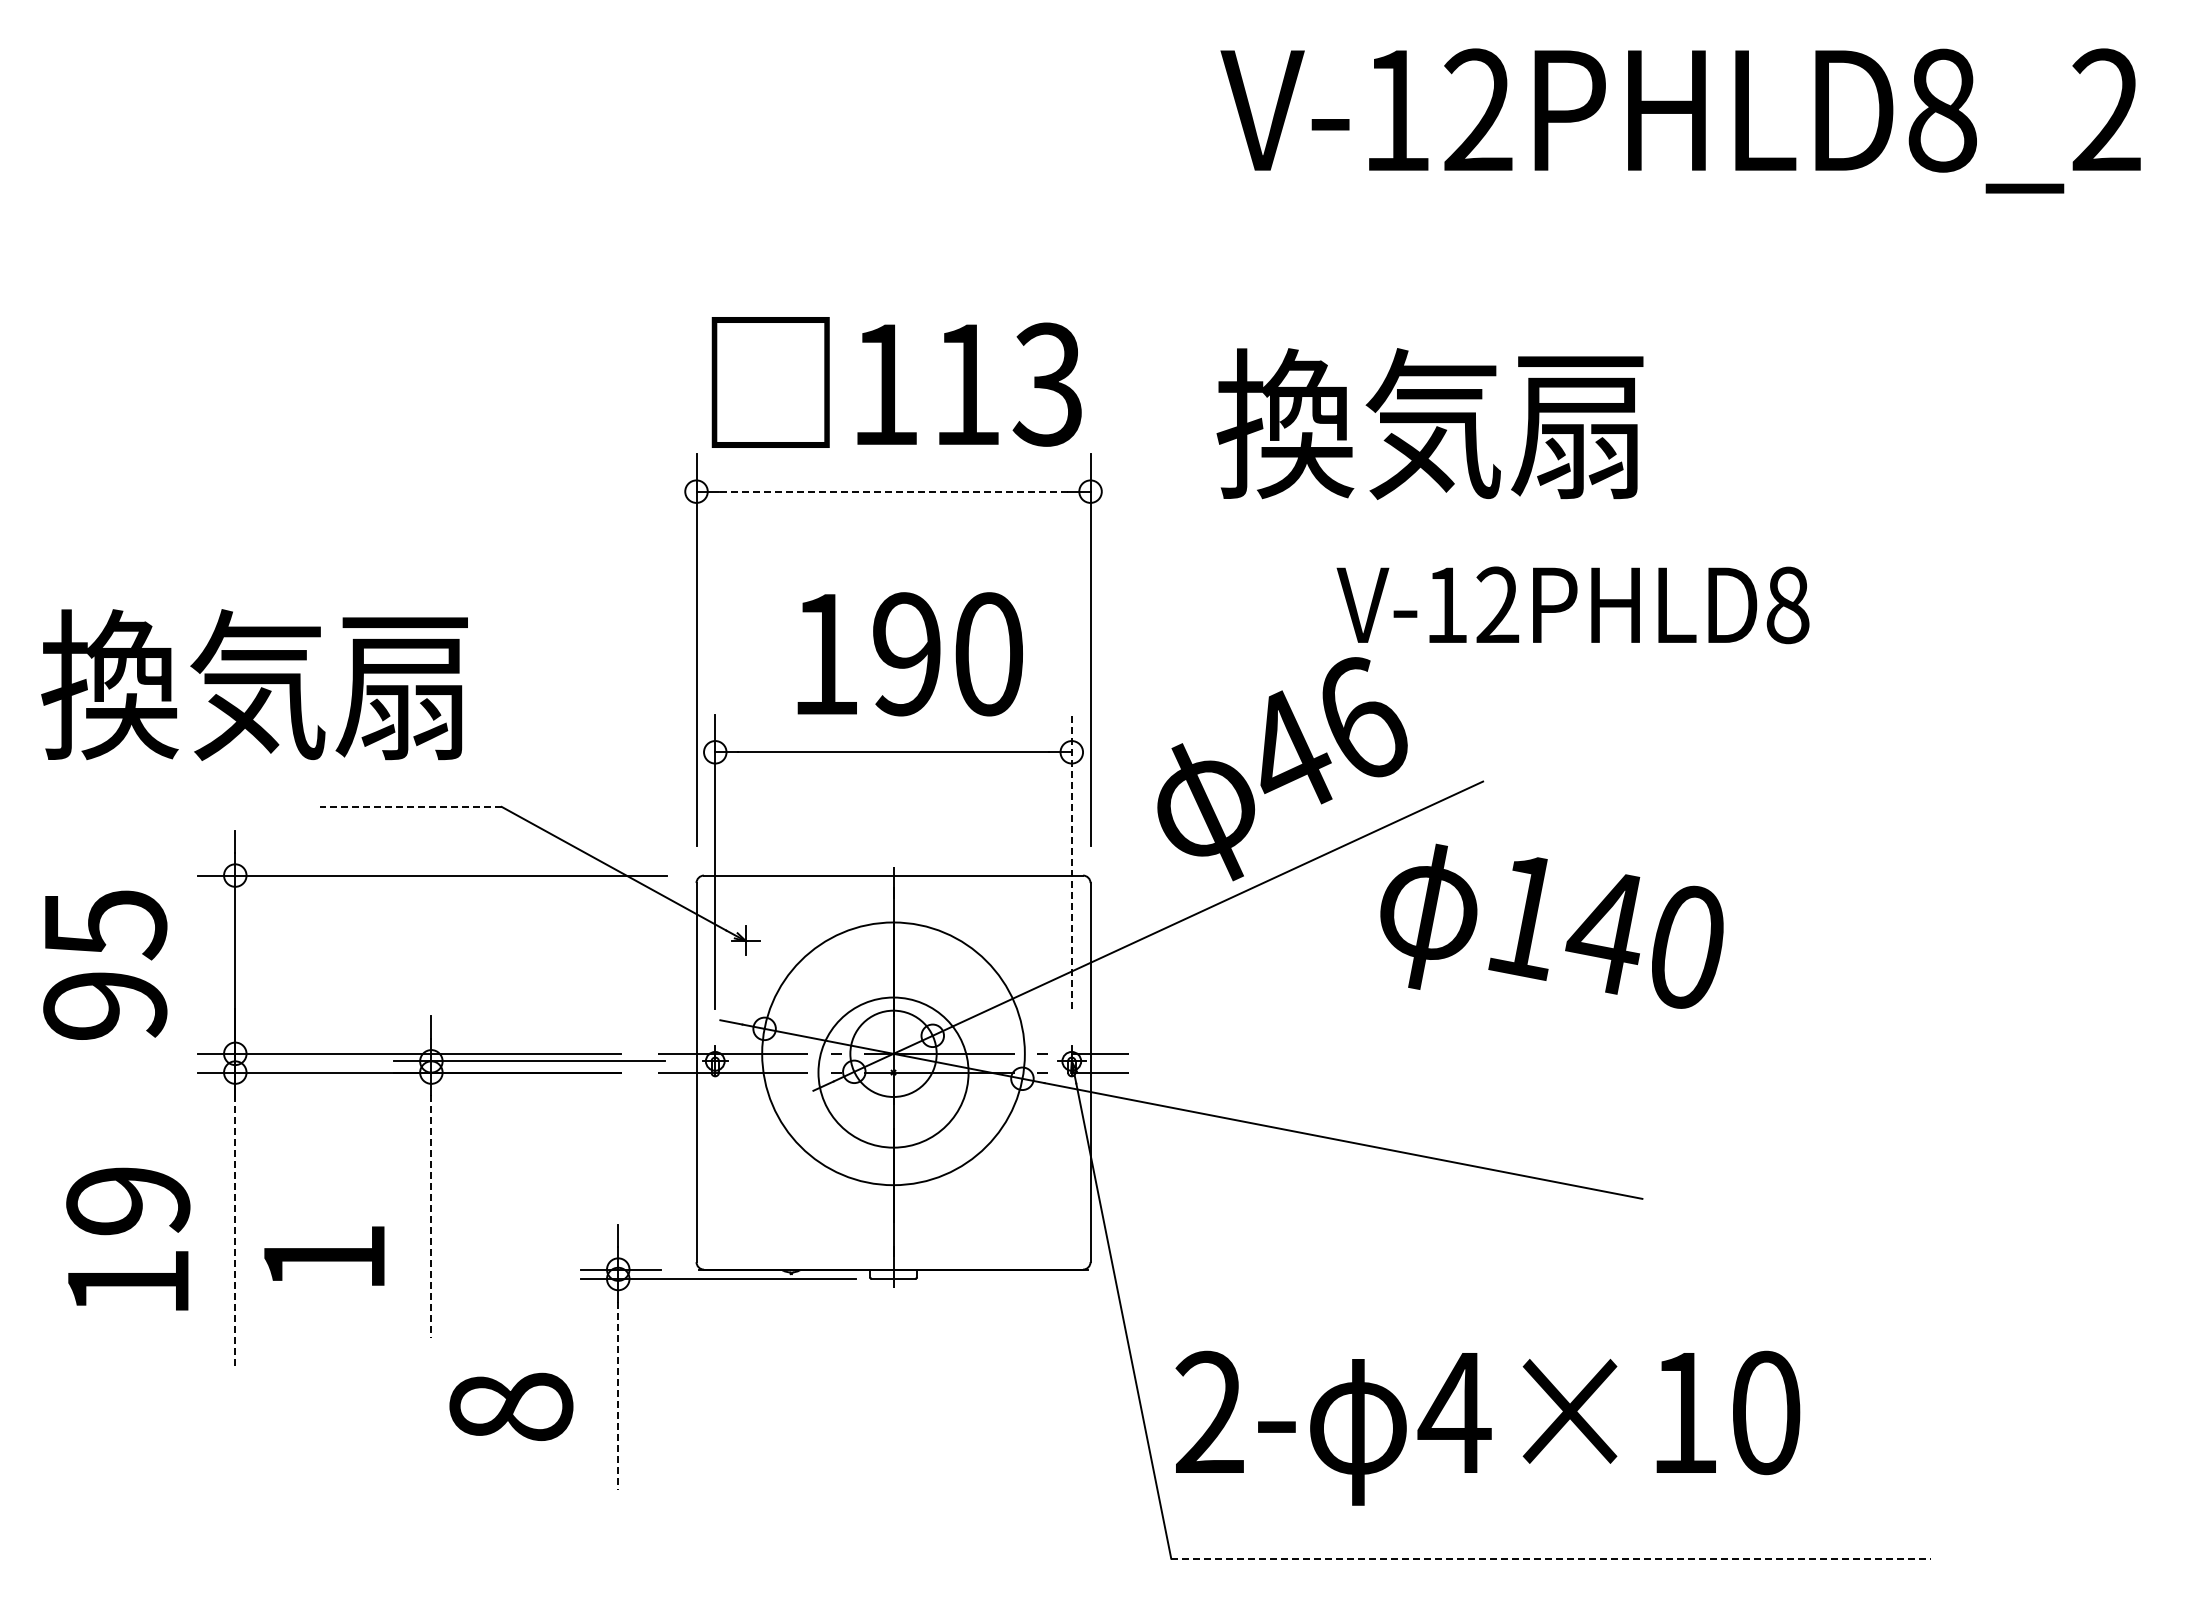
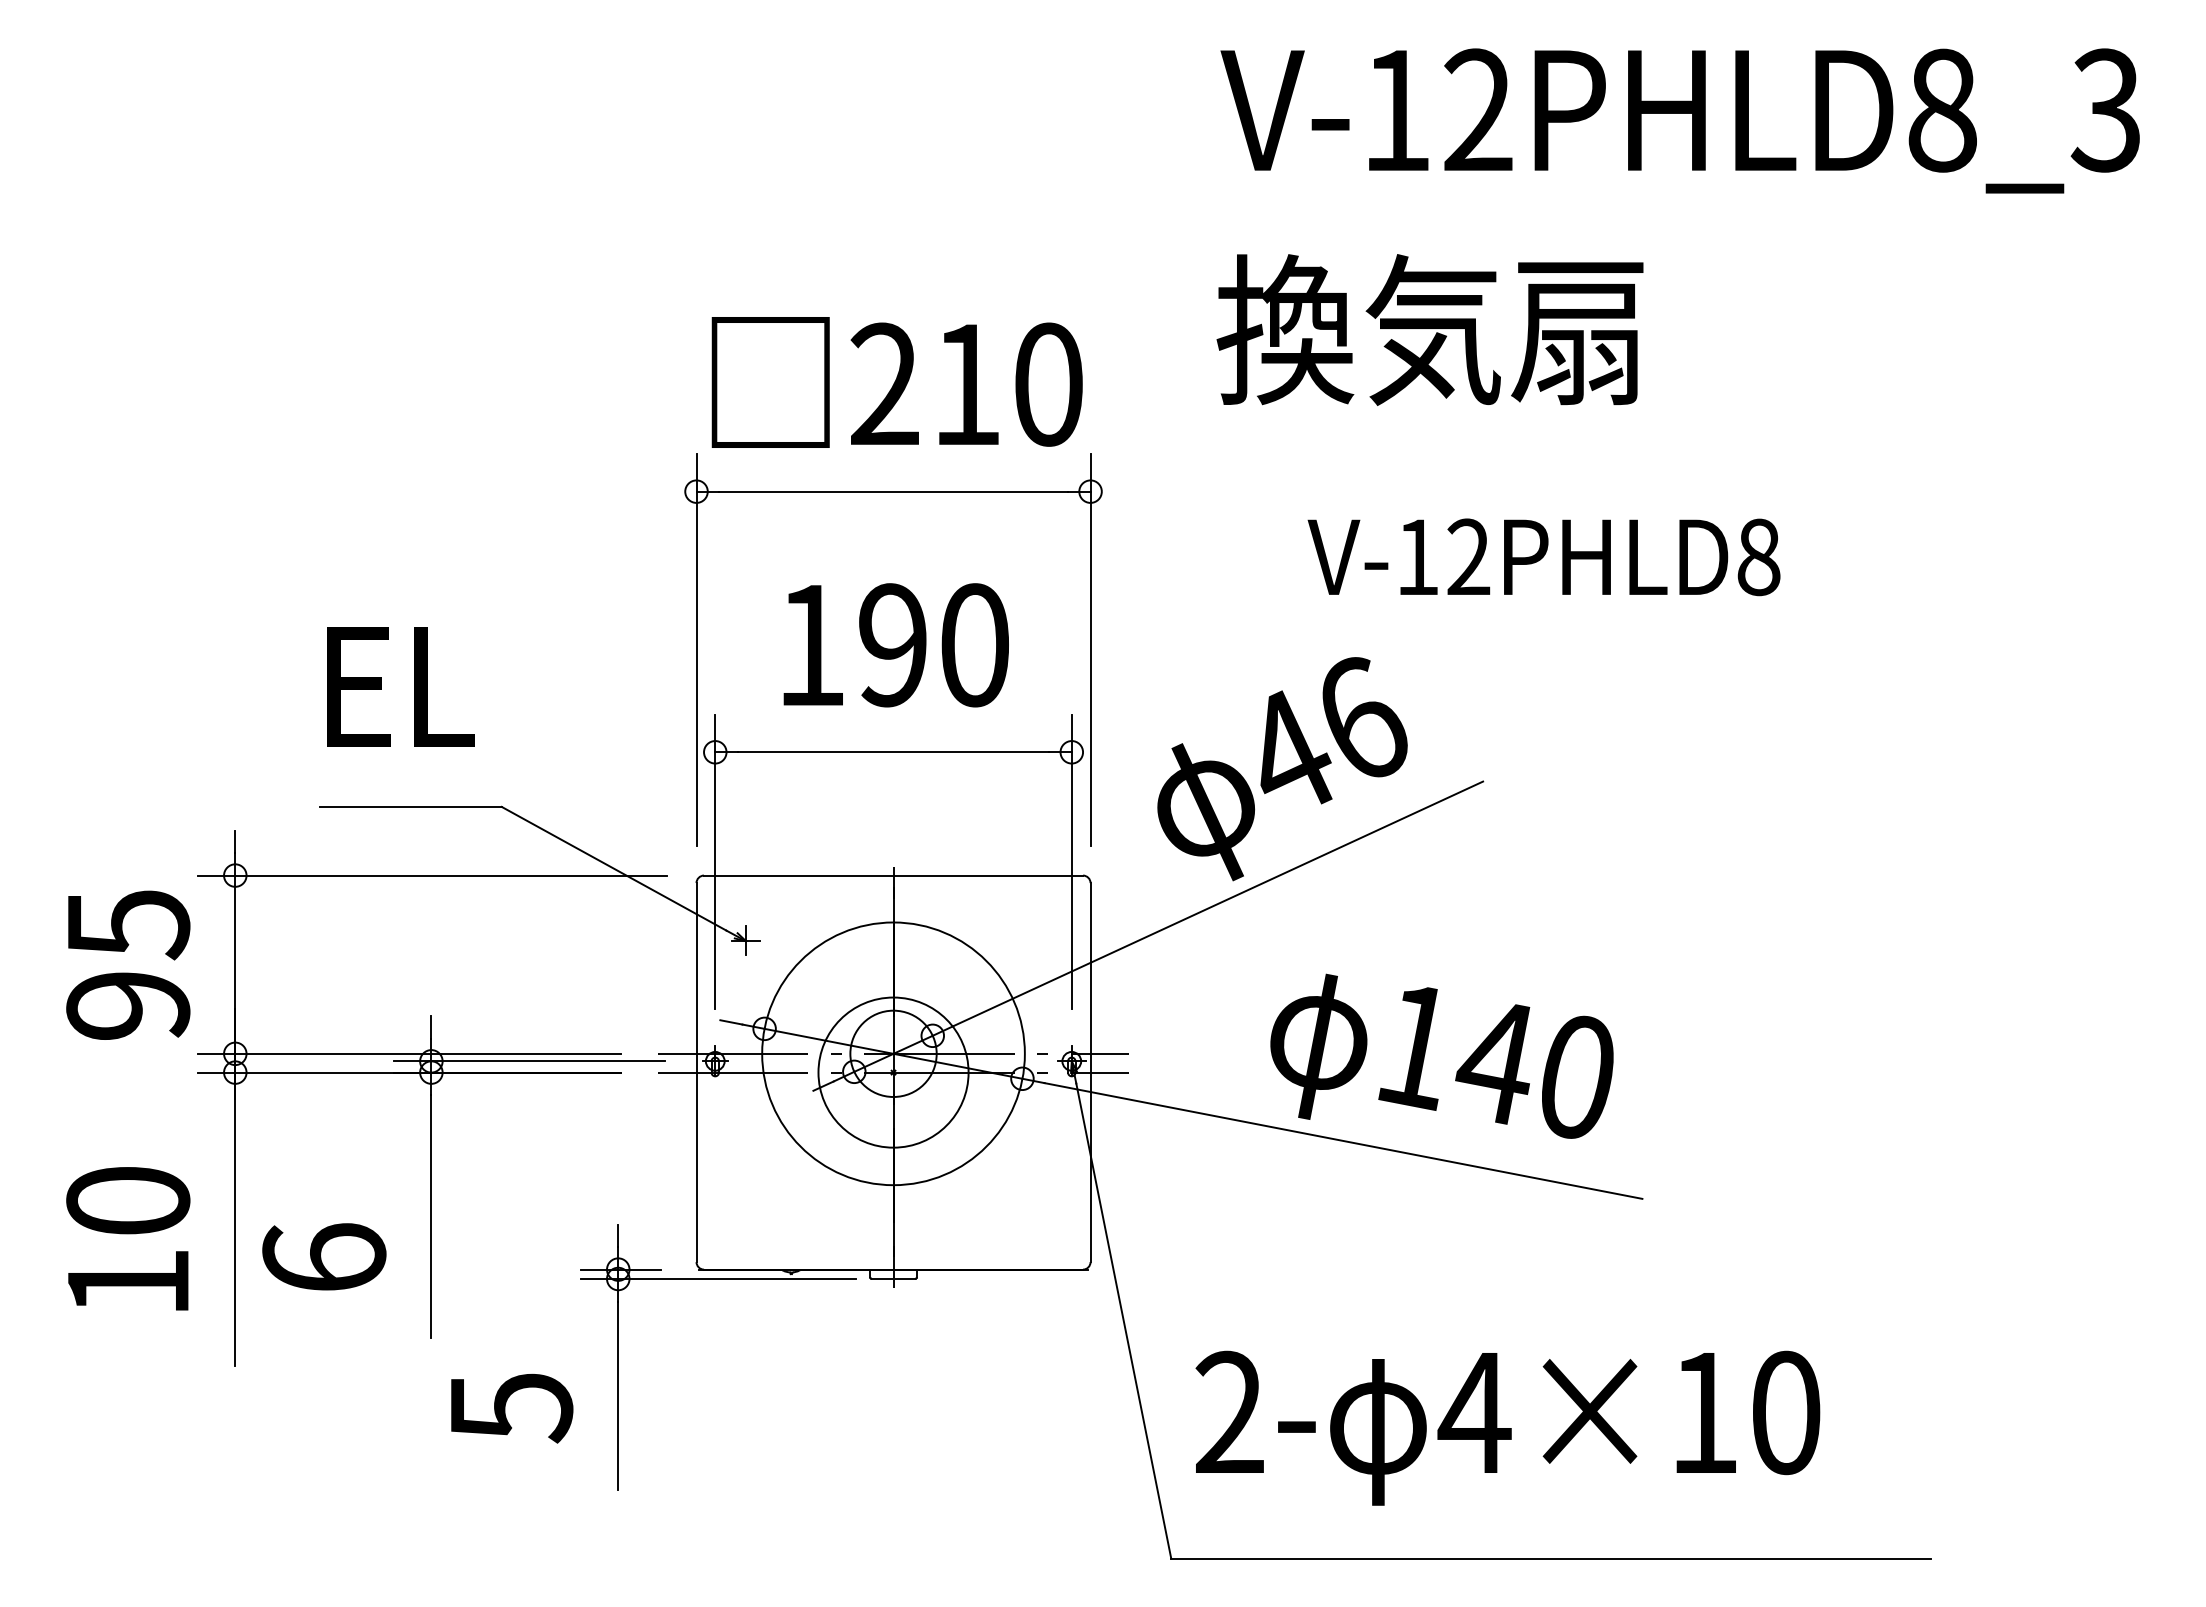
text: V-12PHLD8_2 -> V-12PHLD8_3 (2105, 110)
text: 113 -> 210 (966, 384)
text position: (1429, 423) -> (1429, 329) (1429, 329)
line: dashed -> solid (893, 491)
text position: (1572, 605) -> (1543, 557) (1543, 557)
text position: (909, 654) -> (895, 645) (895, 645)
text: 換気扇 -> EL (257, 684)
line: dashed -> solid (410, 806)
line: dashed -> solid (1071, 861)
text position: (1551, 925) -> (1441, 1055) (1441, 1055)
text position: (105, 964) -> (128, 964) (128, 964)
text: 19 -> 10 (128, 1201)
line: dashed -> solid (431, 1216)
line: dashed -> solid (235, 1231)
text: 1 -> 6 (324, 1256)
line: dashed -> solid (618, 1396)
text: 8 -> 5 (511, 1407)
text position: (1487, 1427) -> (1507, 1427) (1507, 1427)
line: dashed -> solid (1551, 1558)
